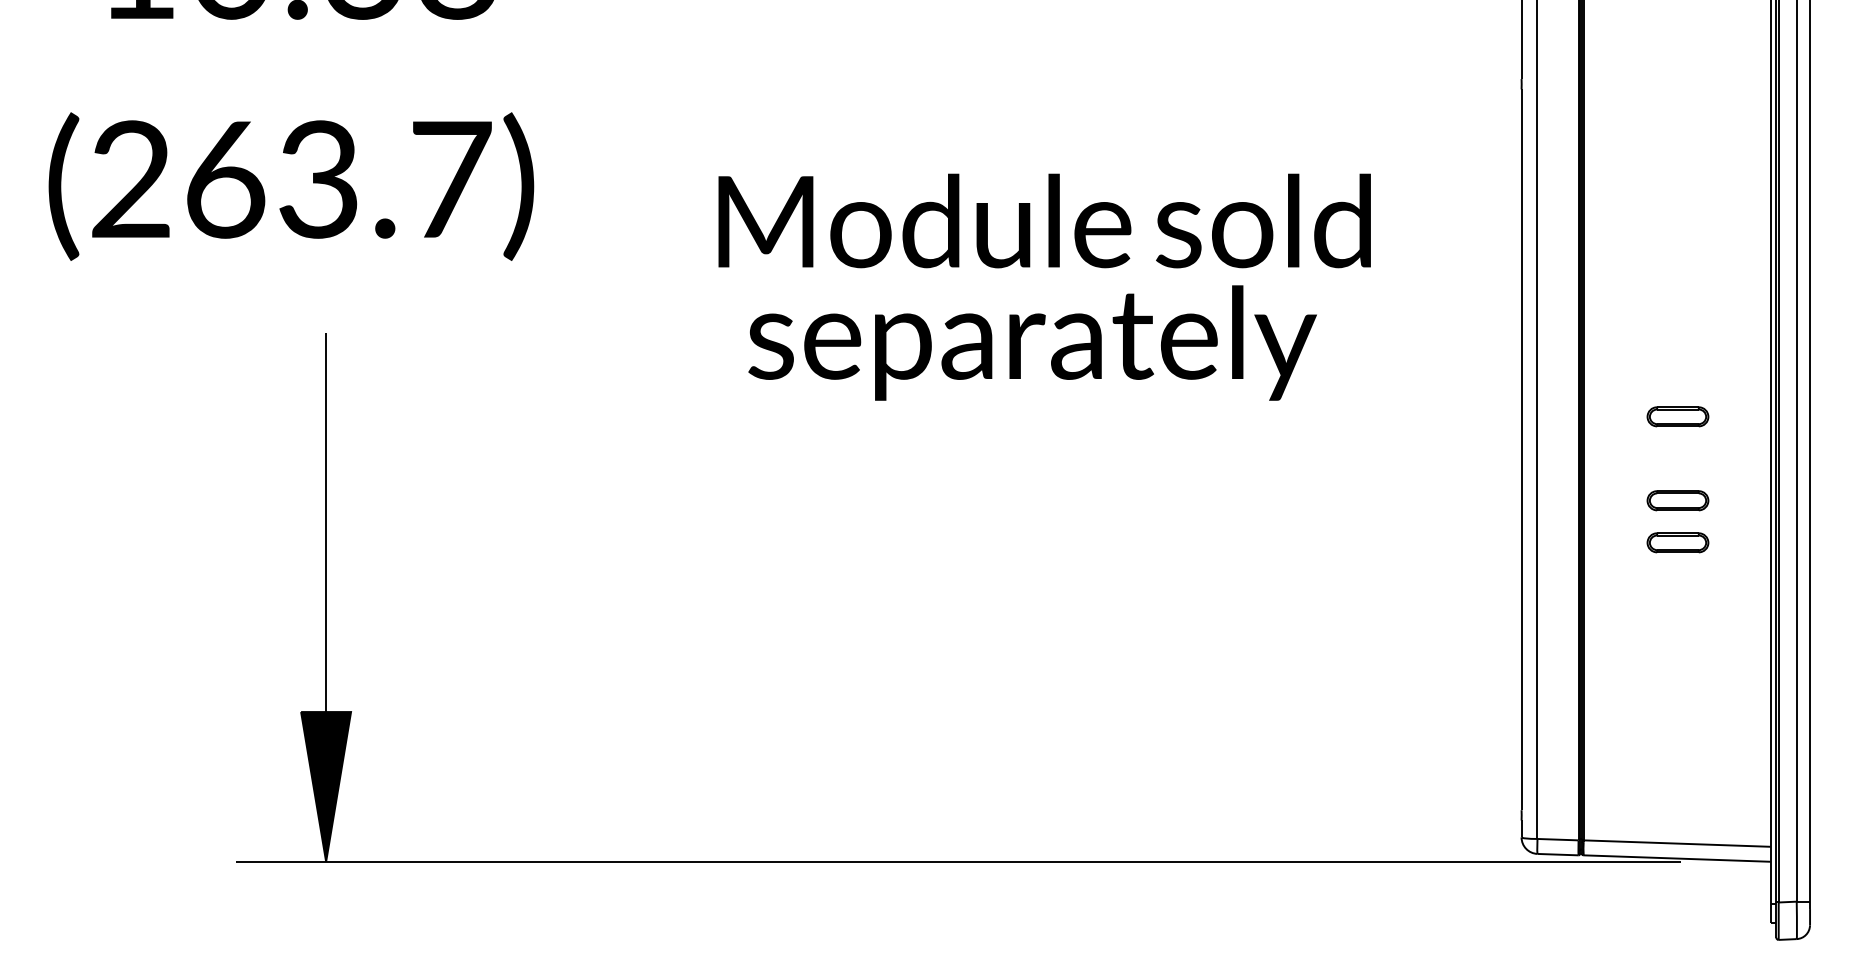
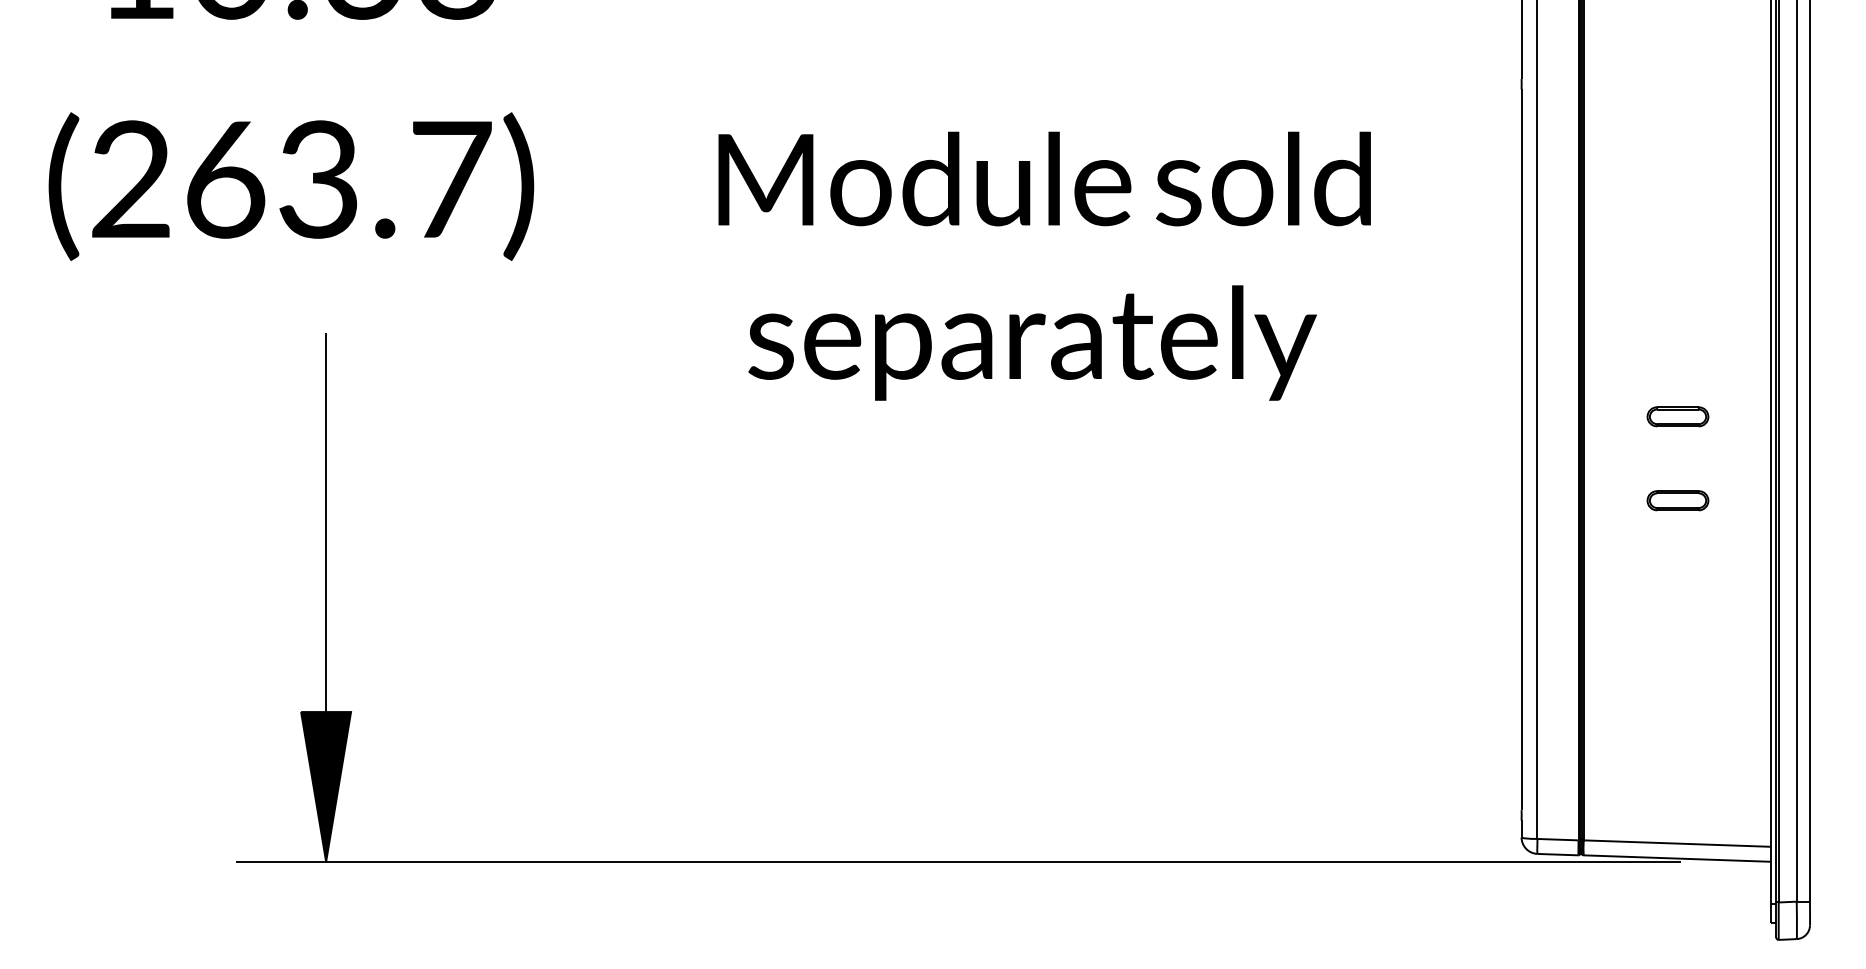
text position: (1044, 220) -> (1044, 178) (1044, 178)
part: present -> none (1677, 542)
